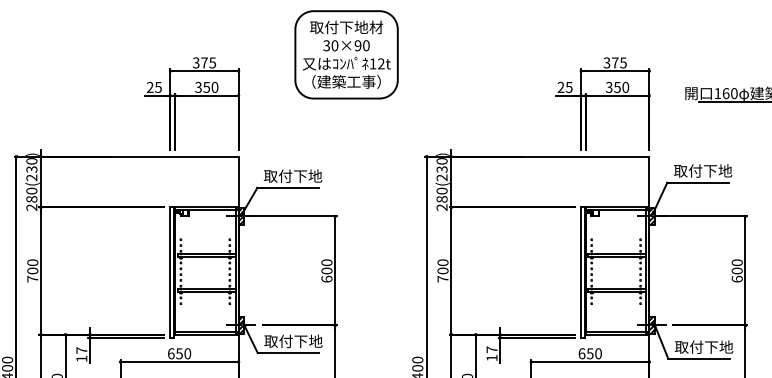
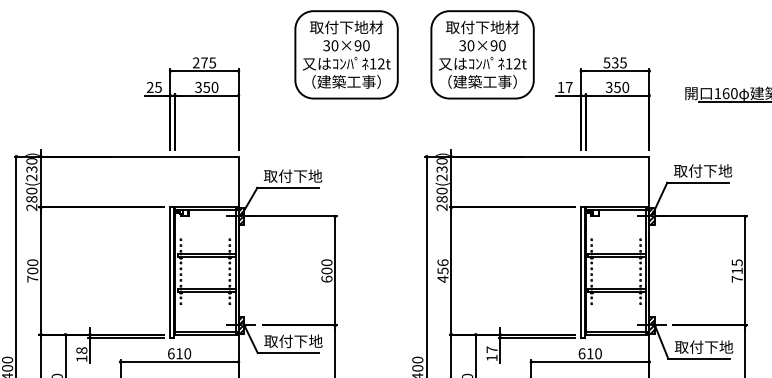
part: none -> present (482, 54)
text: 375 -> 535 (611, 62)
text: 375 -> 275 (196, 63)
text: 25 -> 17 (564, 86)
text: 700 -> 456 (442, 270)
text: 600 -> 715 (736, 270)
text: 17 -> 18 (81, 350)
text: 650 -> 610 (179, 353)
text: 650 -> 610 (589, 353)
